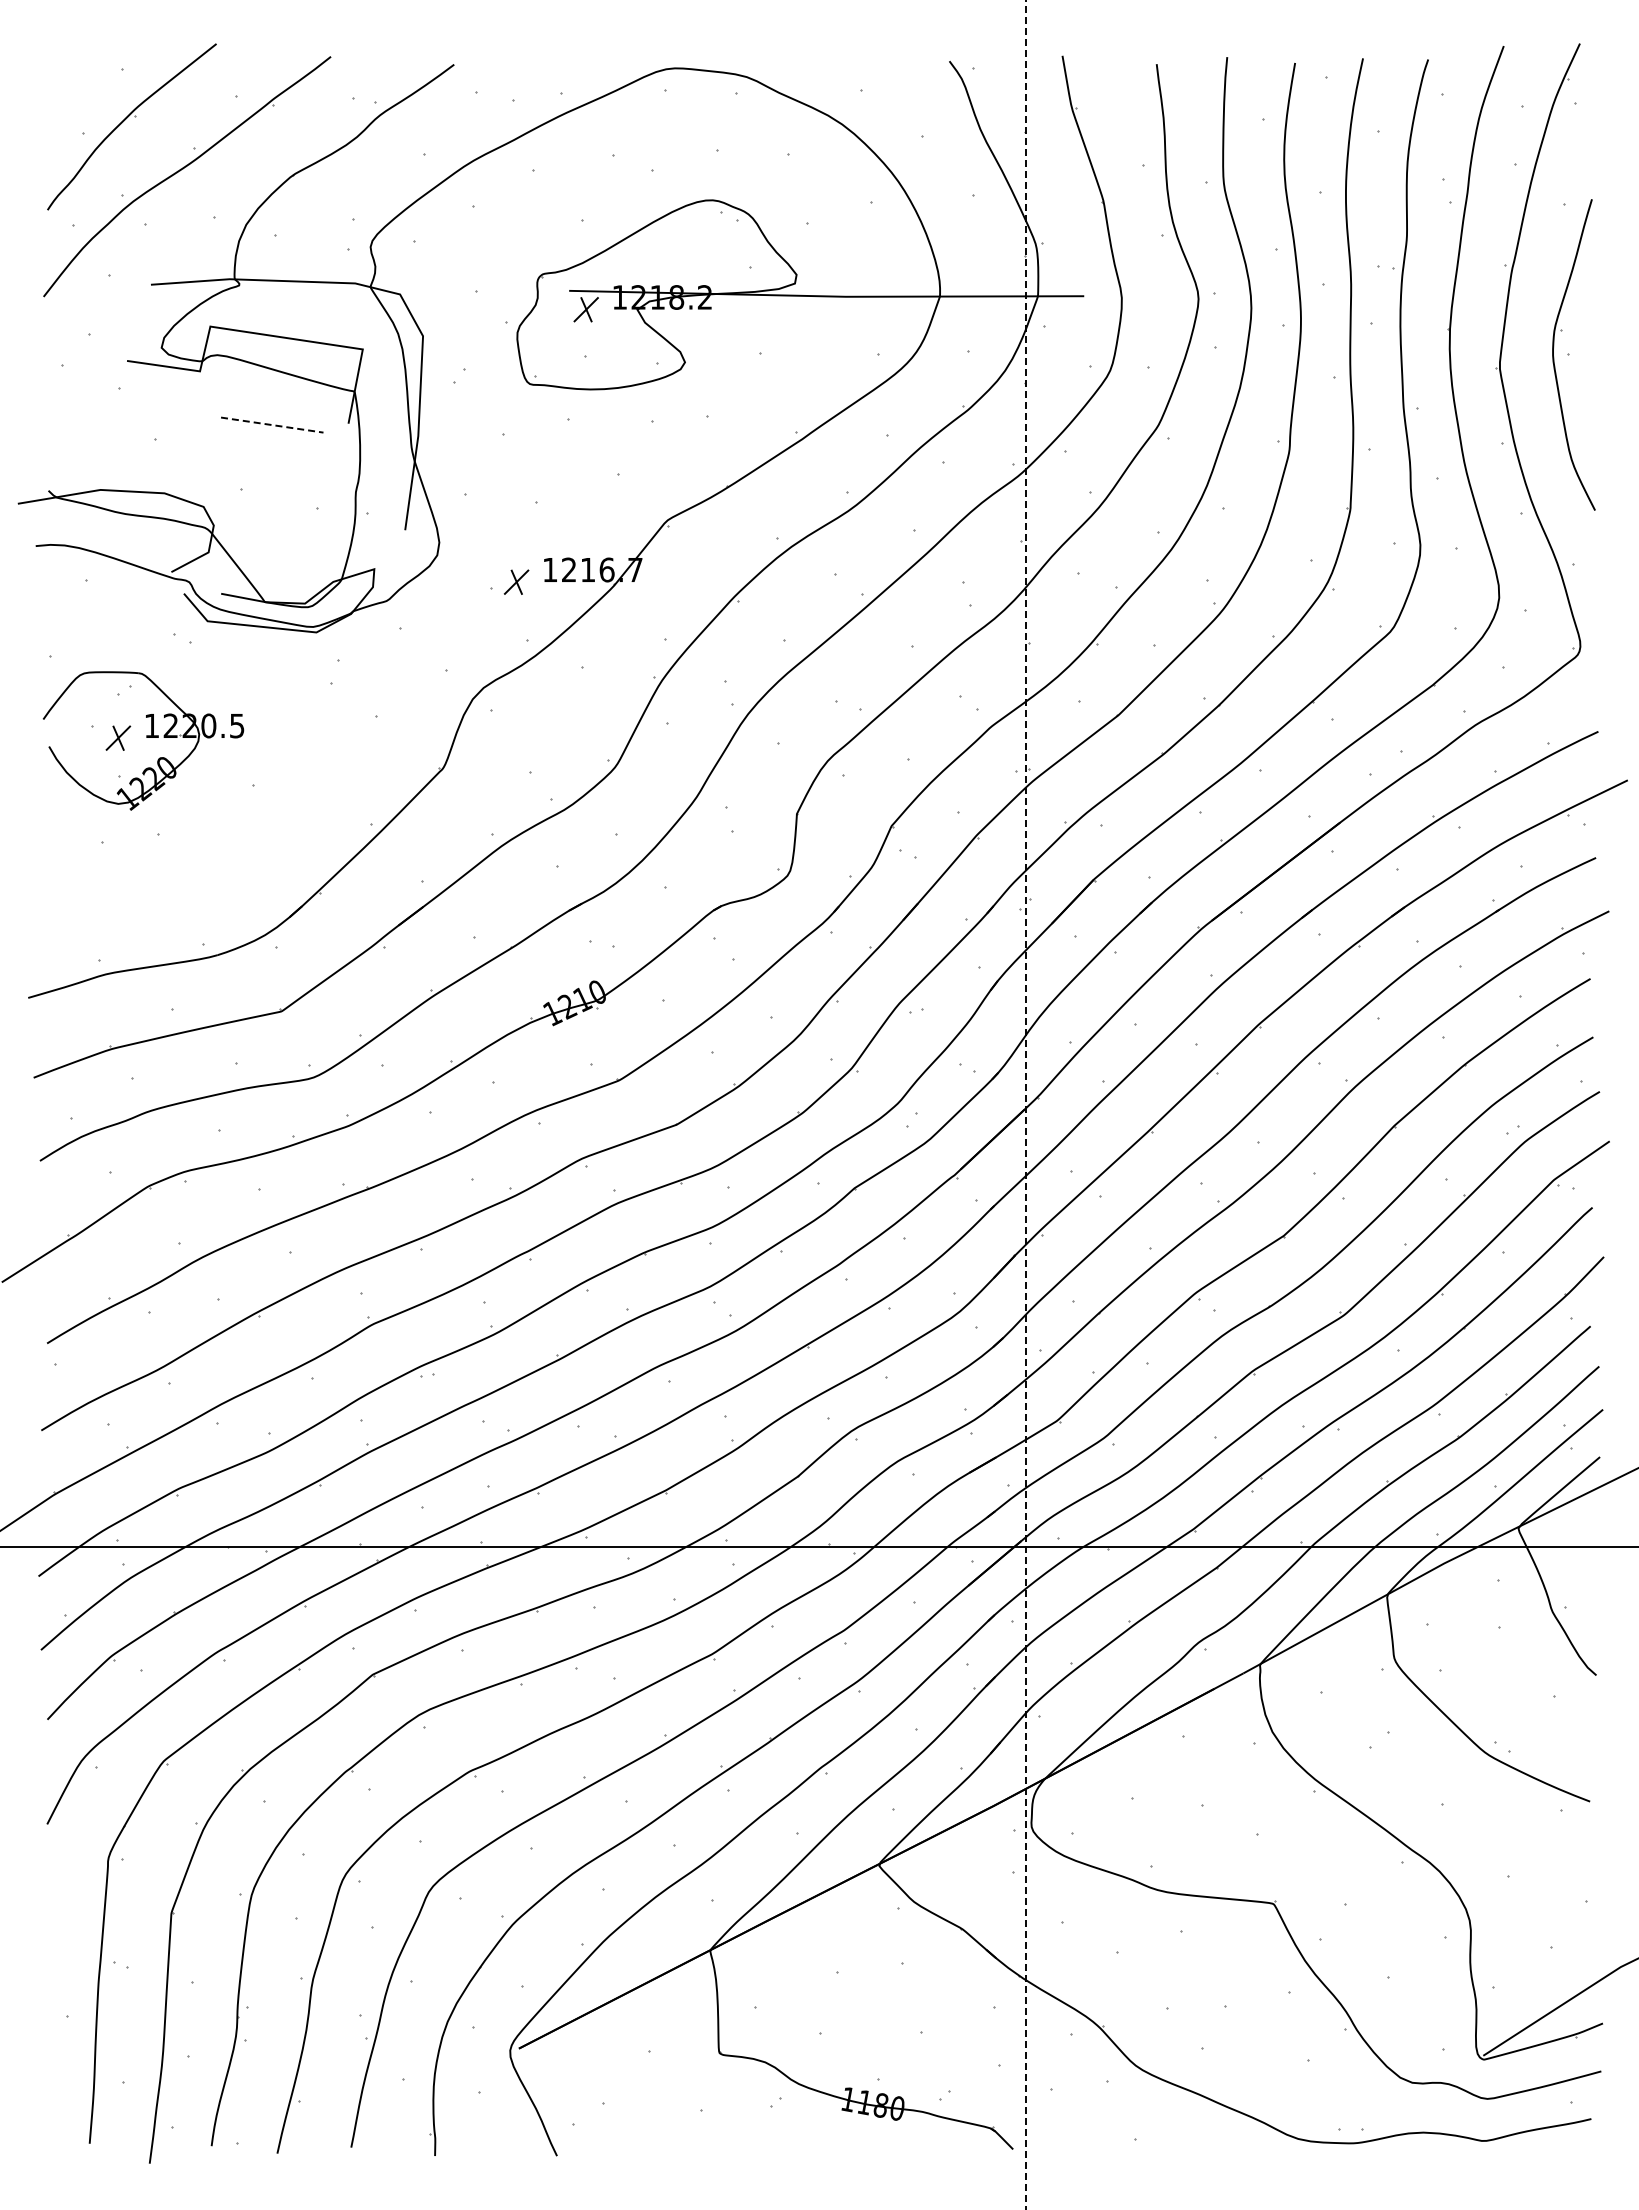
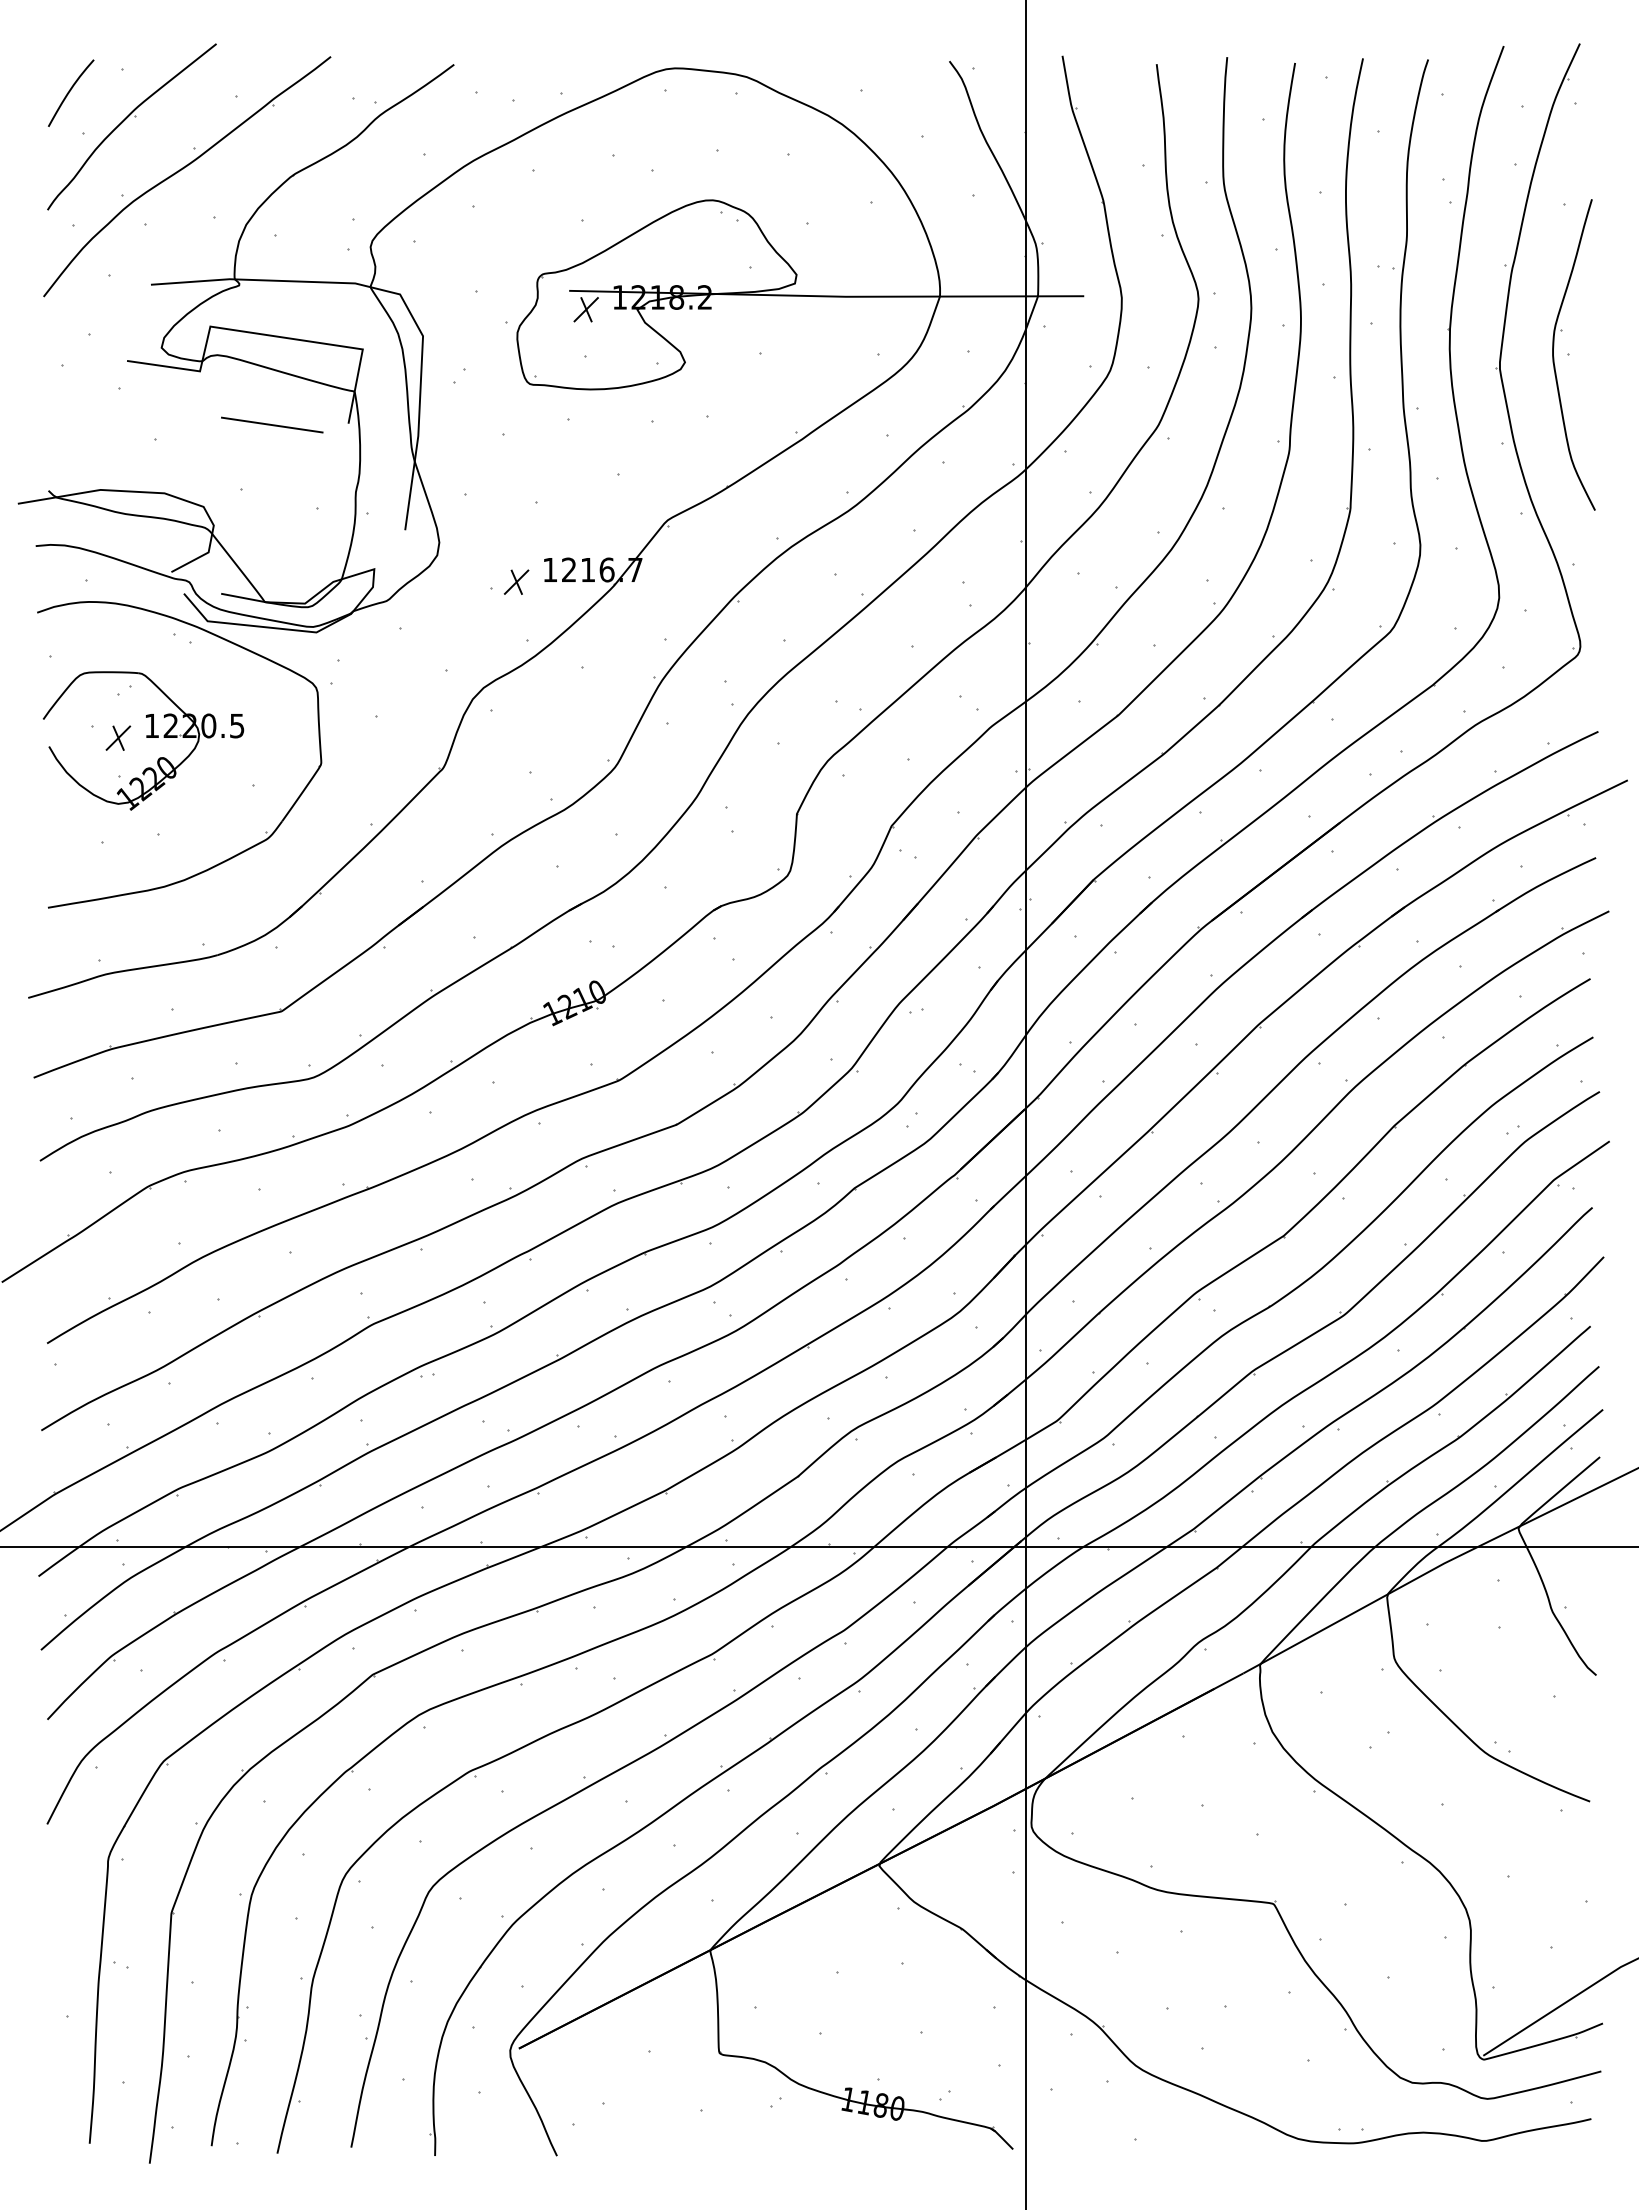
curve: none -> present (70, 91)
line: dashed -> solid (272, 425)
part: none -> present (235, 854)
line: dashed -> solid (1026, 1104)
